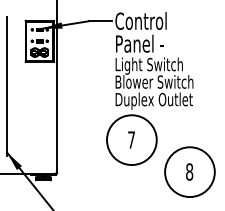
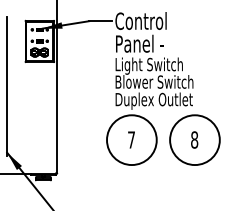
part position: (189, 171) -> (194, 139) (194, 139)
